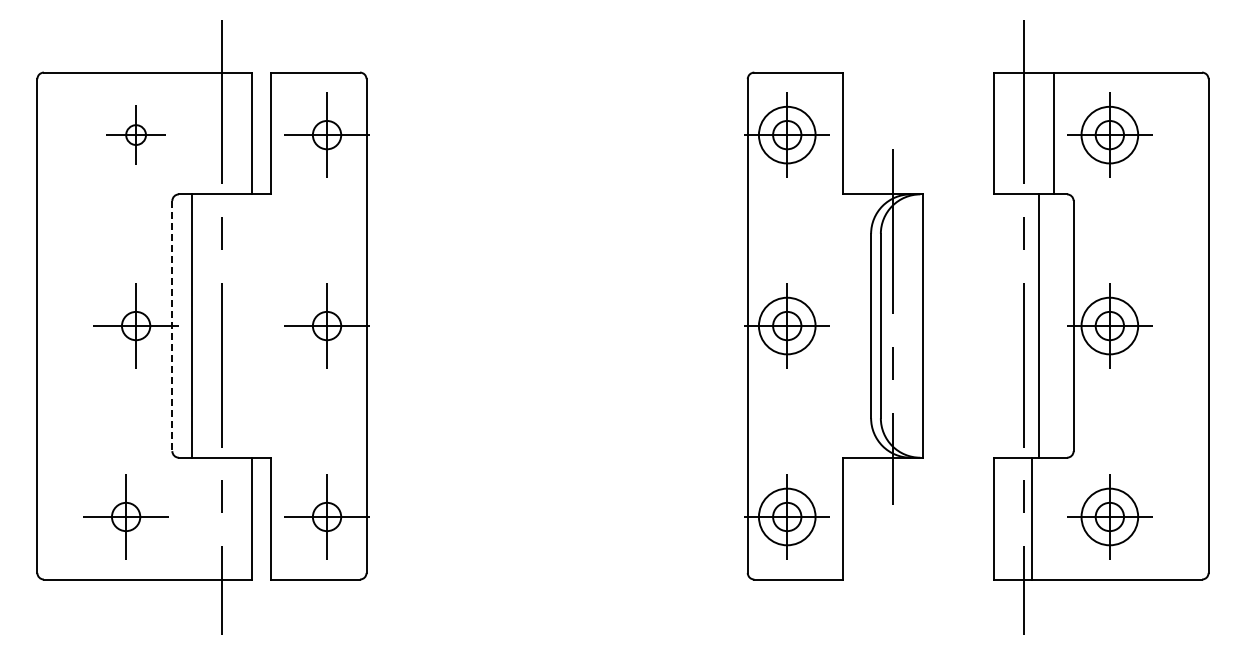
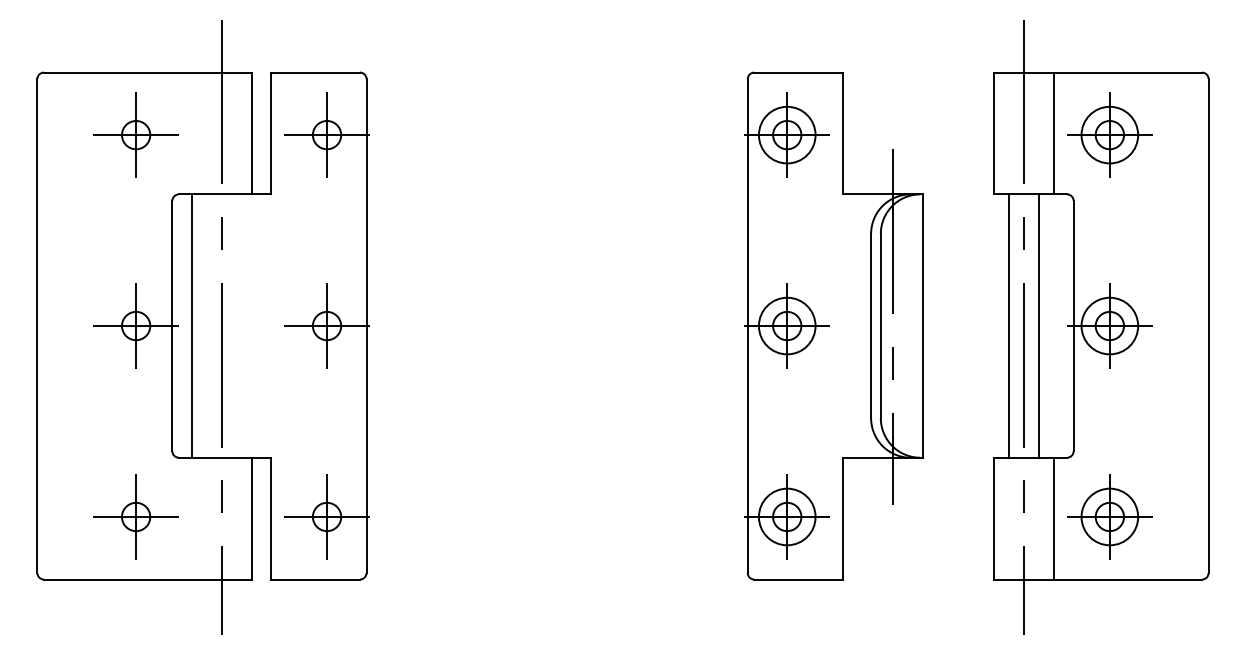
part size: 60x60 px -> 86x86 px (135, 134)
line: none -> present (1009, 325)
line: dashed -> solid (172, 326)
part position: (125, 516) -> (135, 516) (135, 516)
line position: (1032, 518) -> (1054, 518) (1054, 518)
